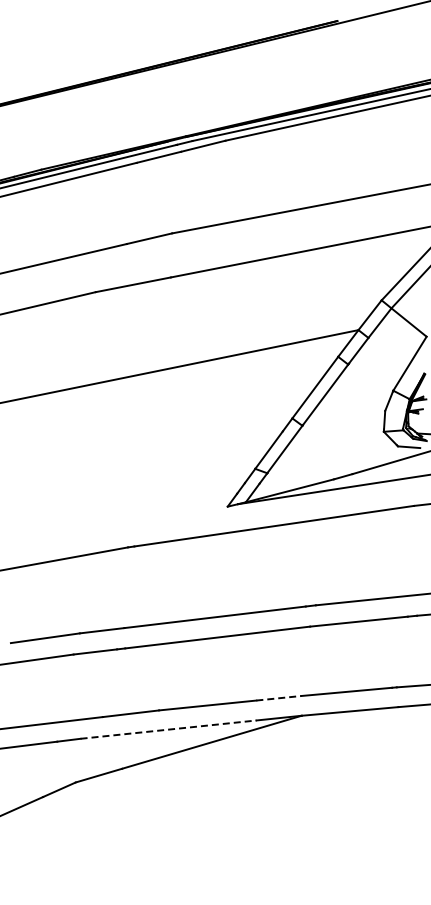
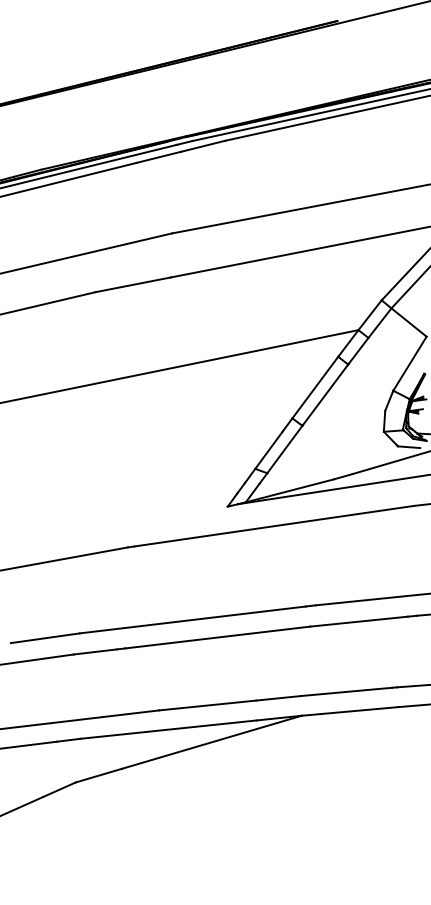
line: dashed -> solid (278, 698)
line: dashed -> solid (169, 729)
